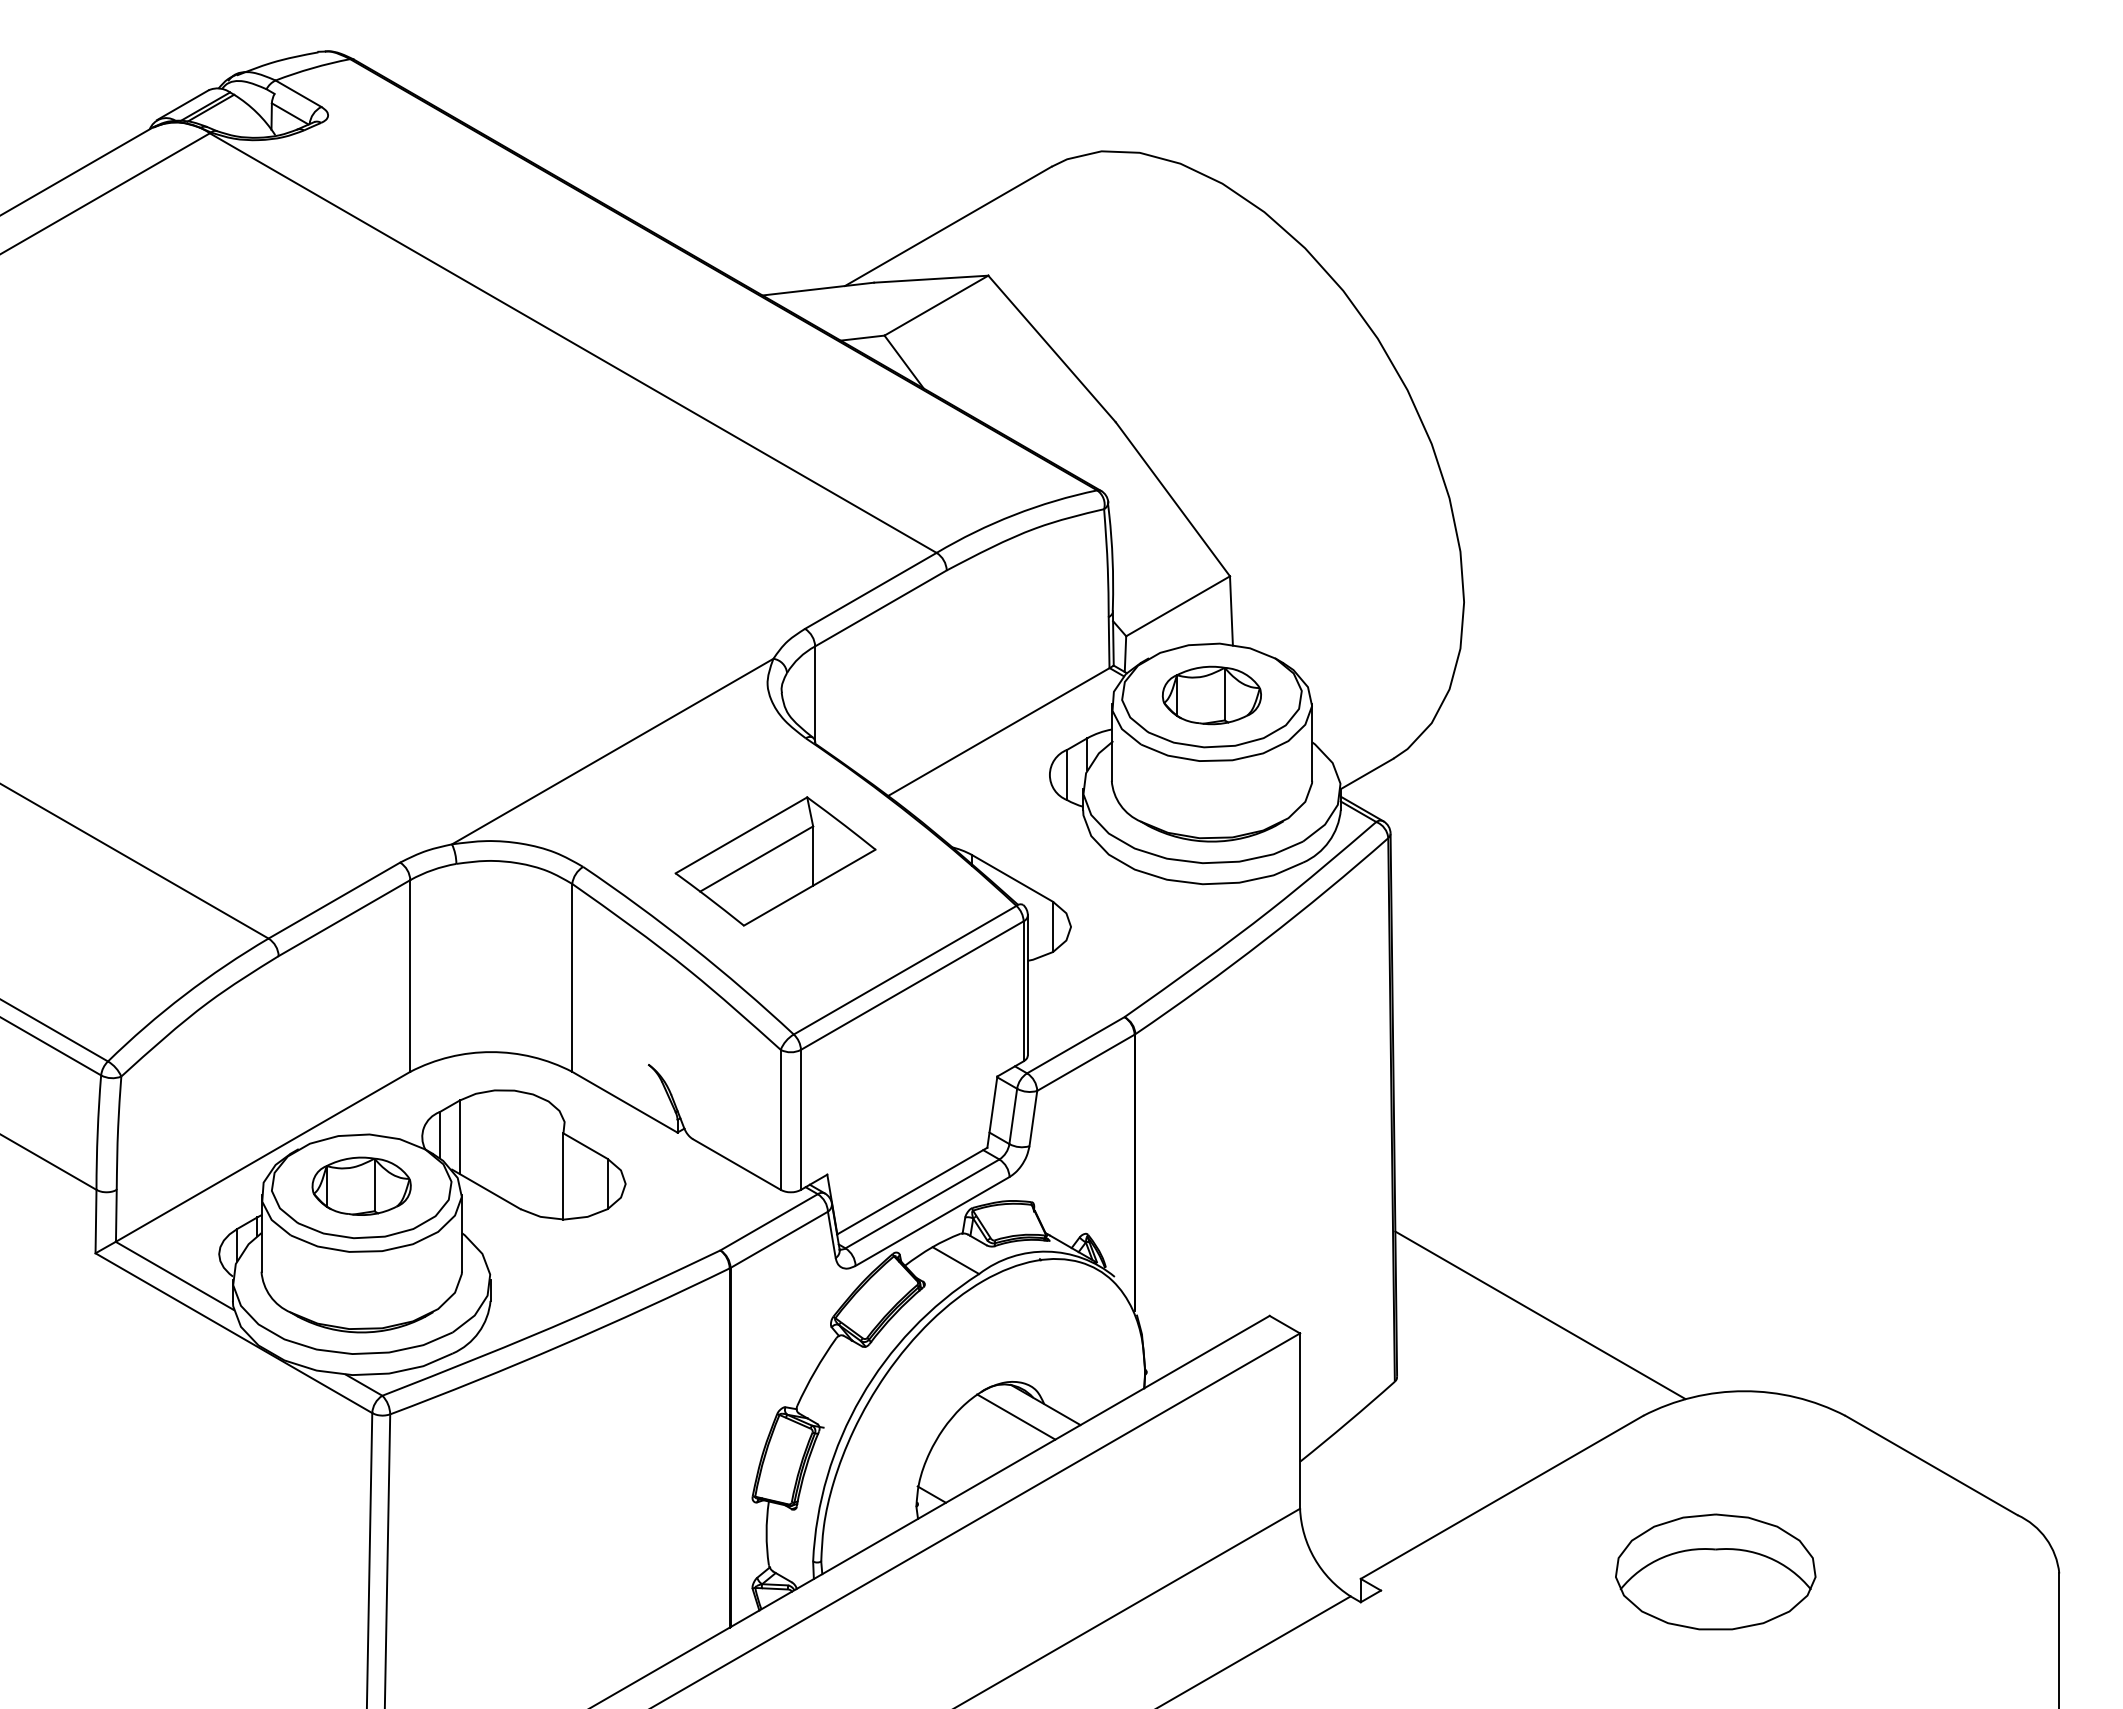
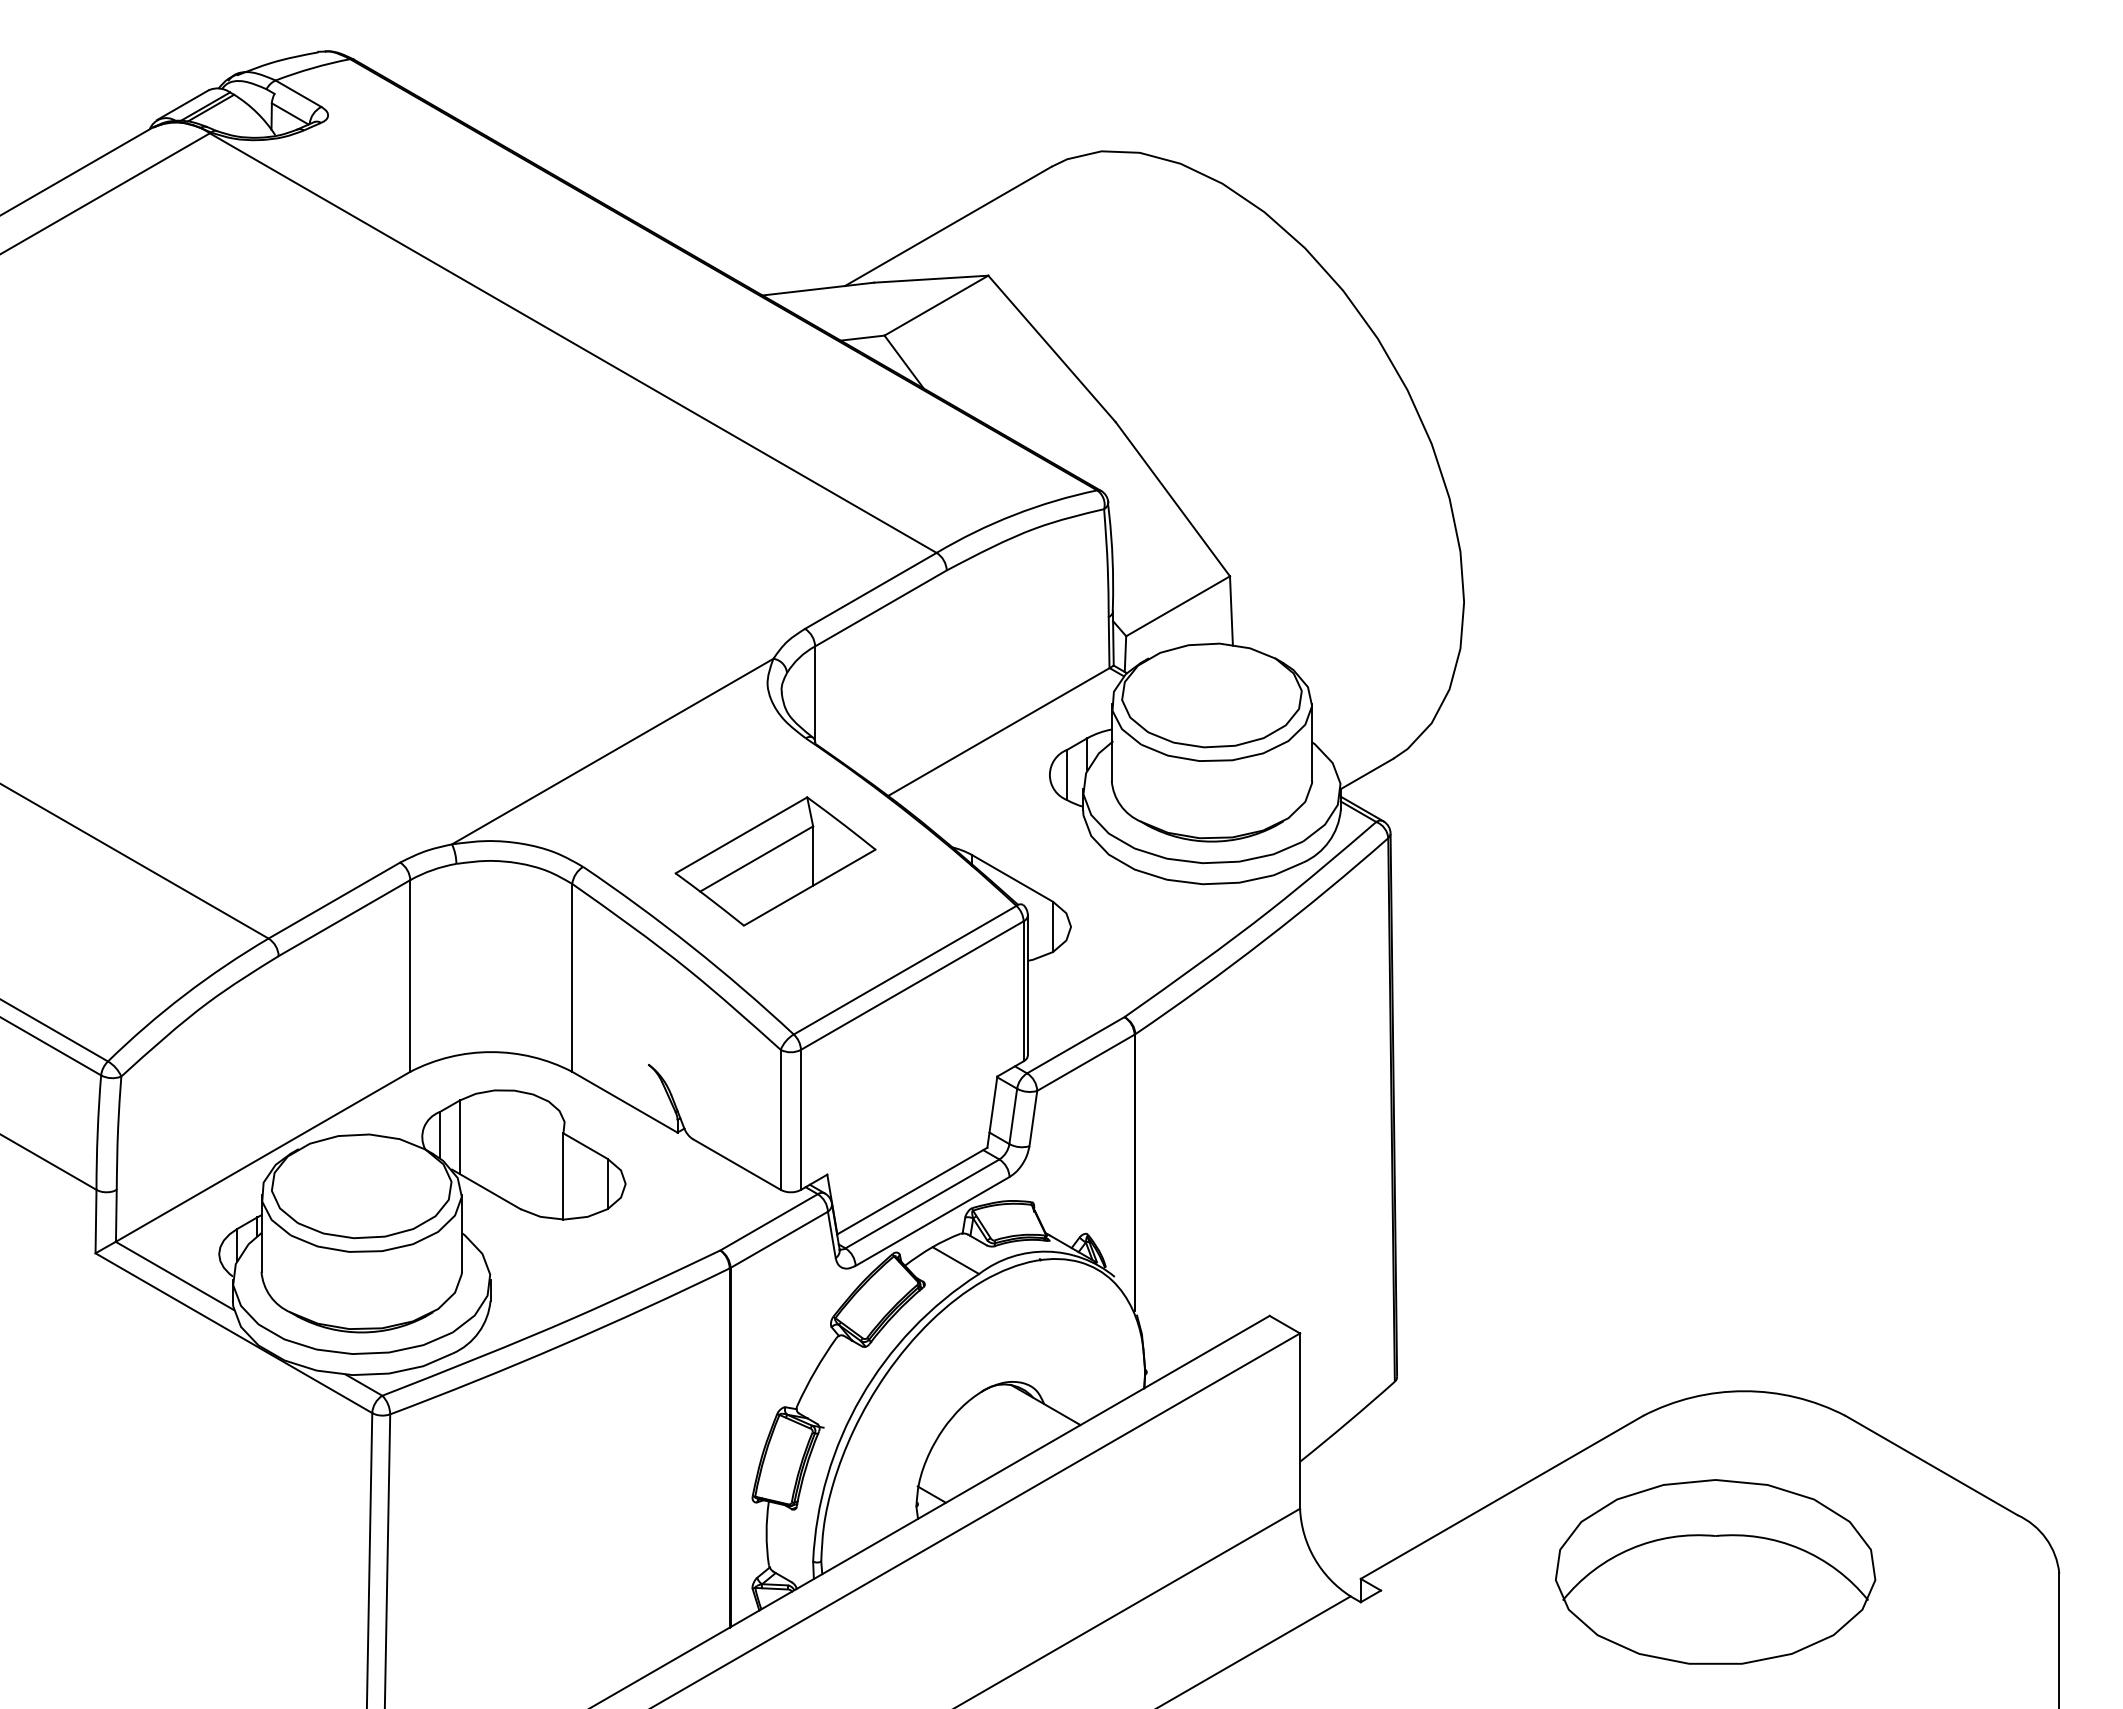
part: present -> none (1211, 695)
part: present -> none (361, 1185)
line: present -> none (1540, 1315)
line: present -> none (1016, 1416)
part size: 202x118 px -> 322x186 px (1715, 1571)
